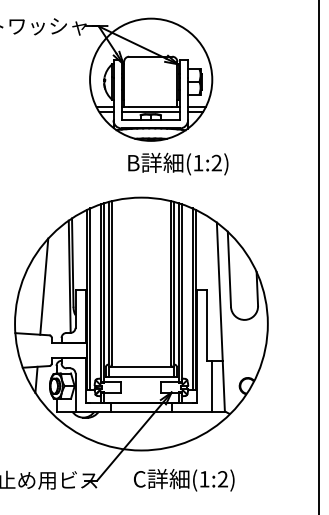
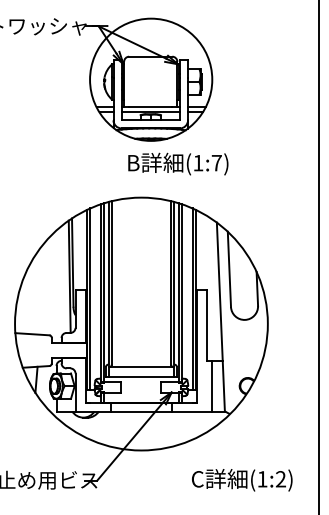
text: (1:2) -> (1:7) (216, 162)
line: present -> none (44, 286)
text position: (184, 480) -> (242, 480) (242, 480)
